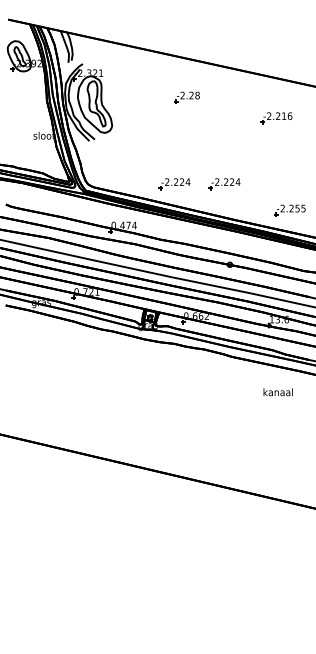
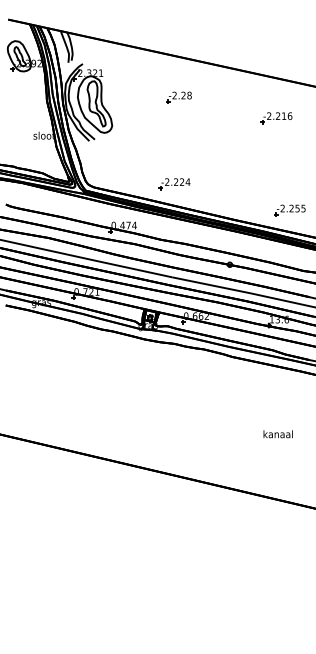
part position: (186, 97) -> (178, 97) (178, 97)
part: present -> none (224, 184)
text position: (277, 392) -> (277, 434) (277, 434)
